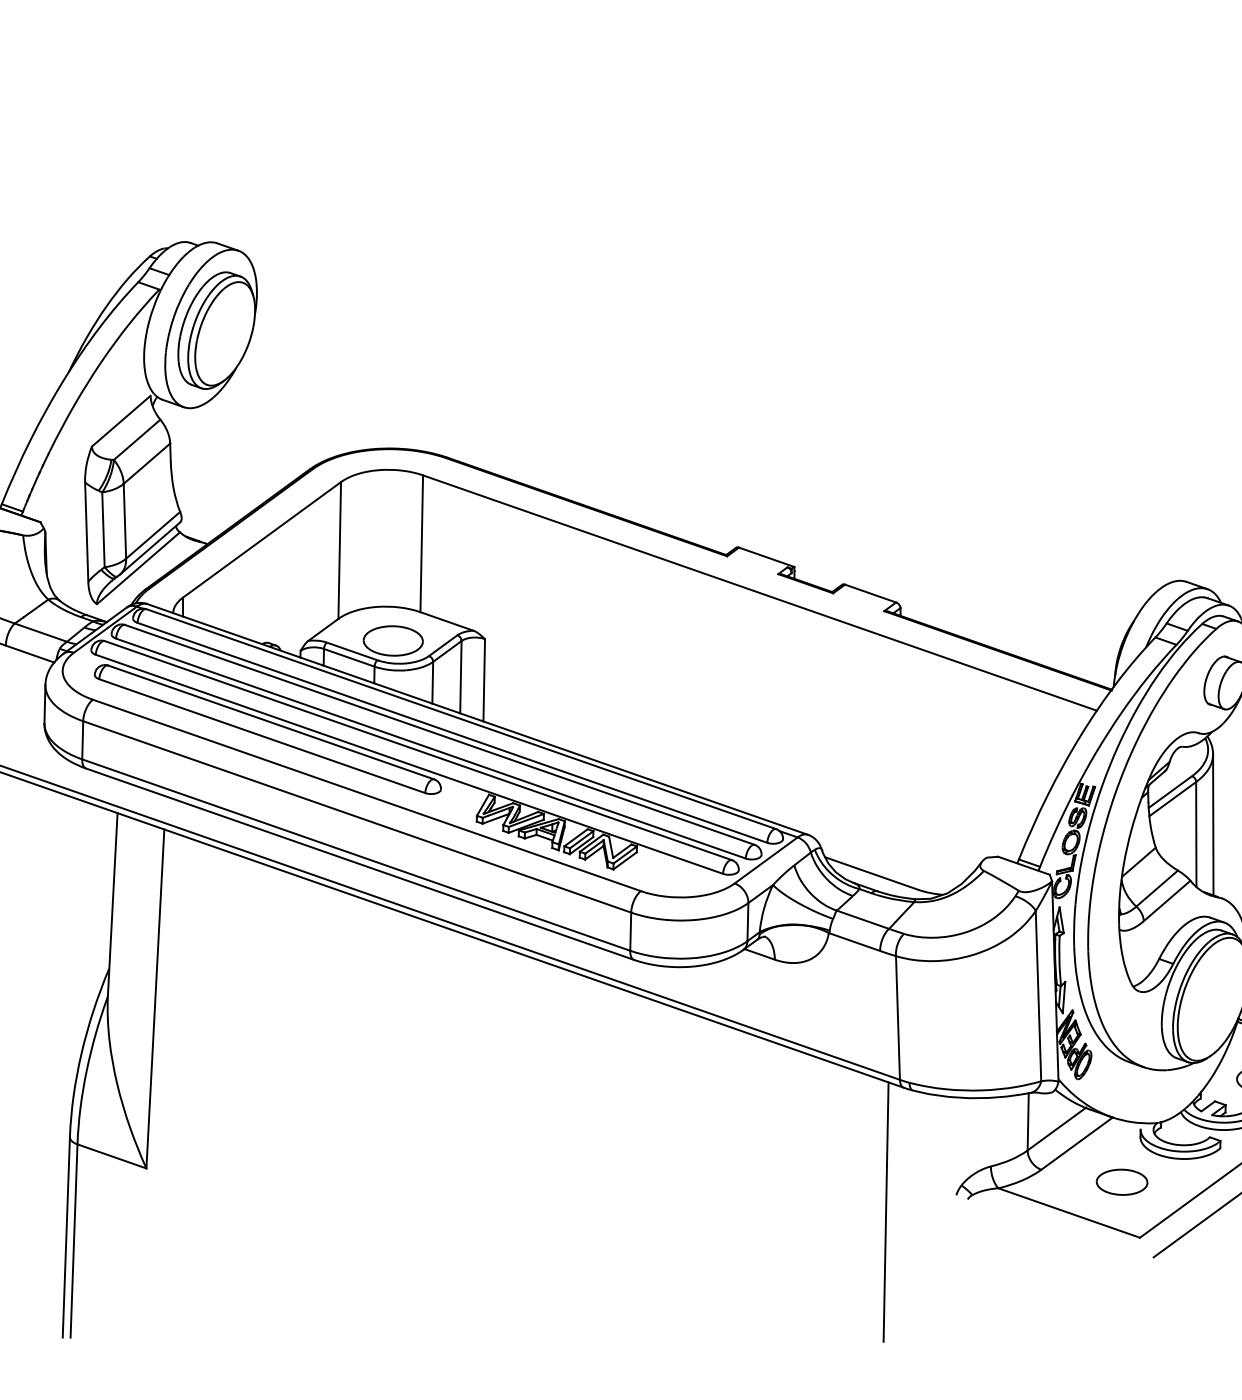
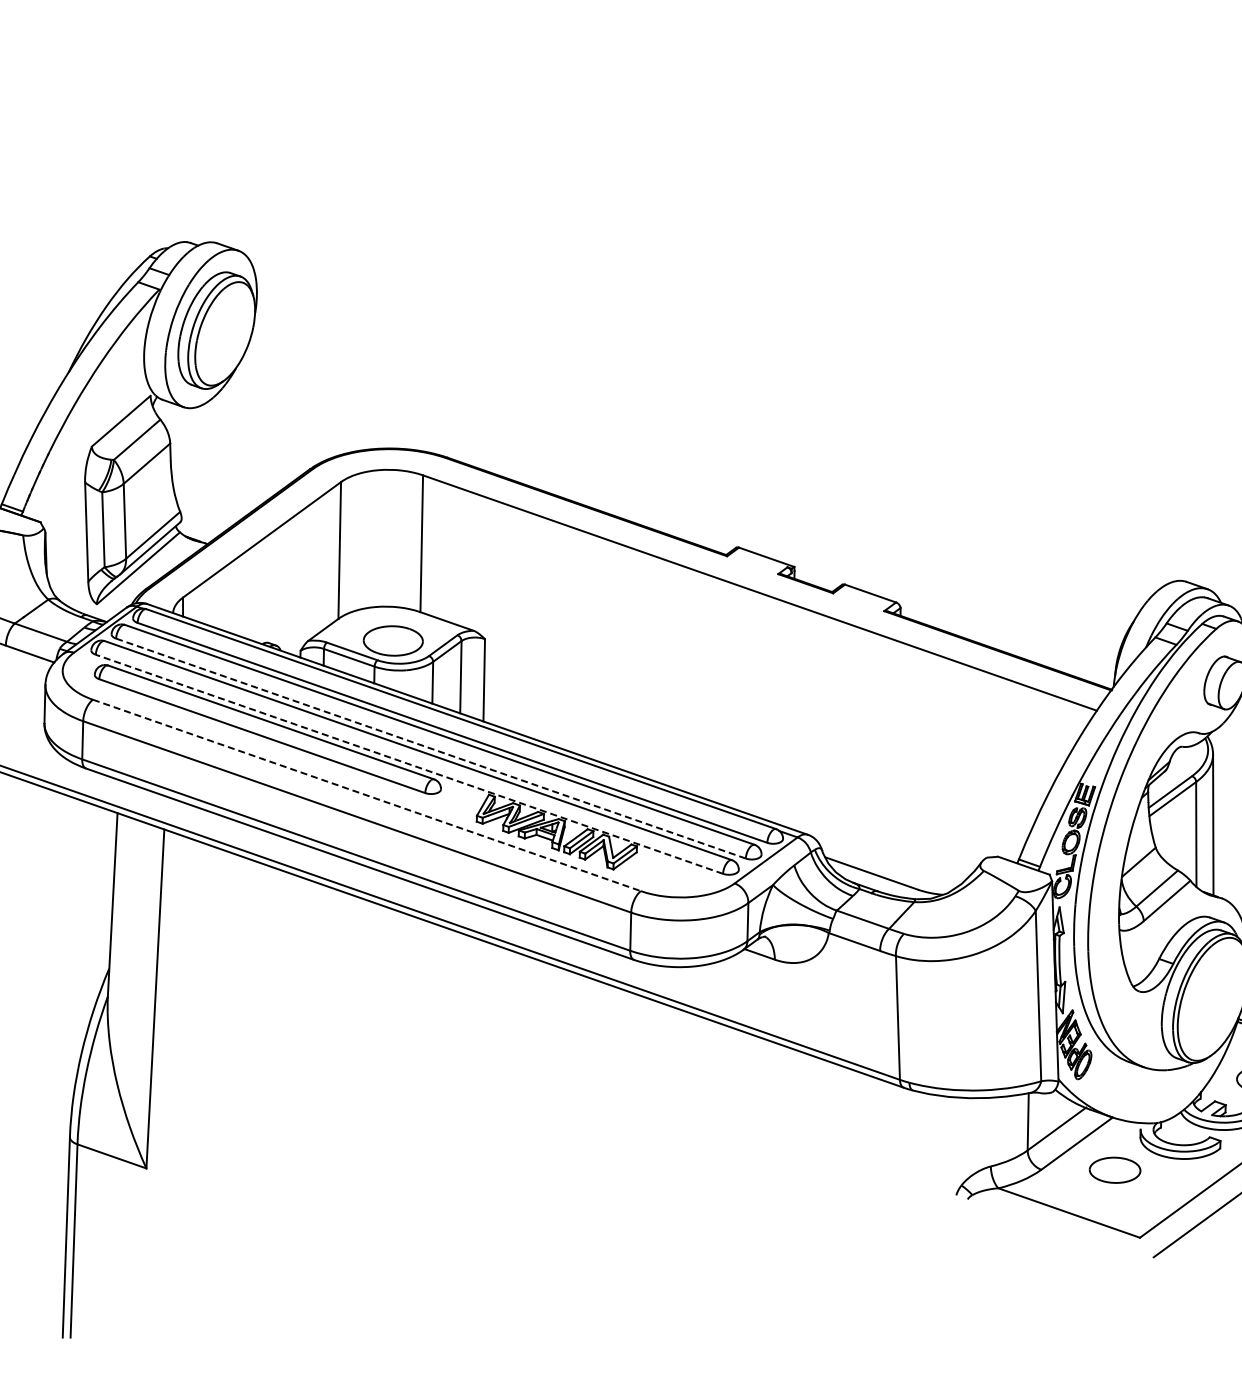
line: solid -> dashed (430, 748)
line: solid -> dashed (409, 764)
line: solid -> dashed (367, 795)
part position: (1121, 1181) -> (1114, 1169) (1114, 1169)
line: present -> none (885, 1211)
